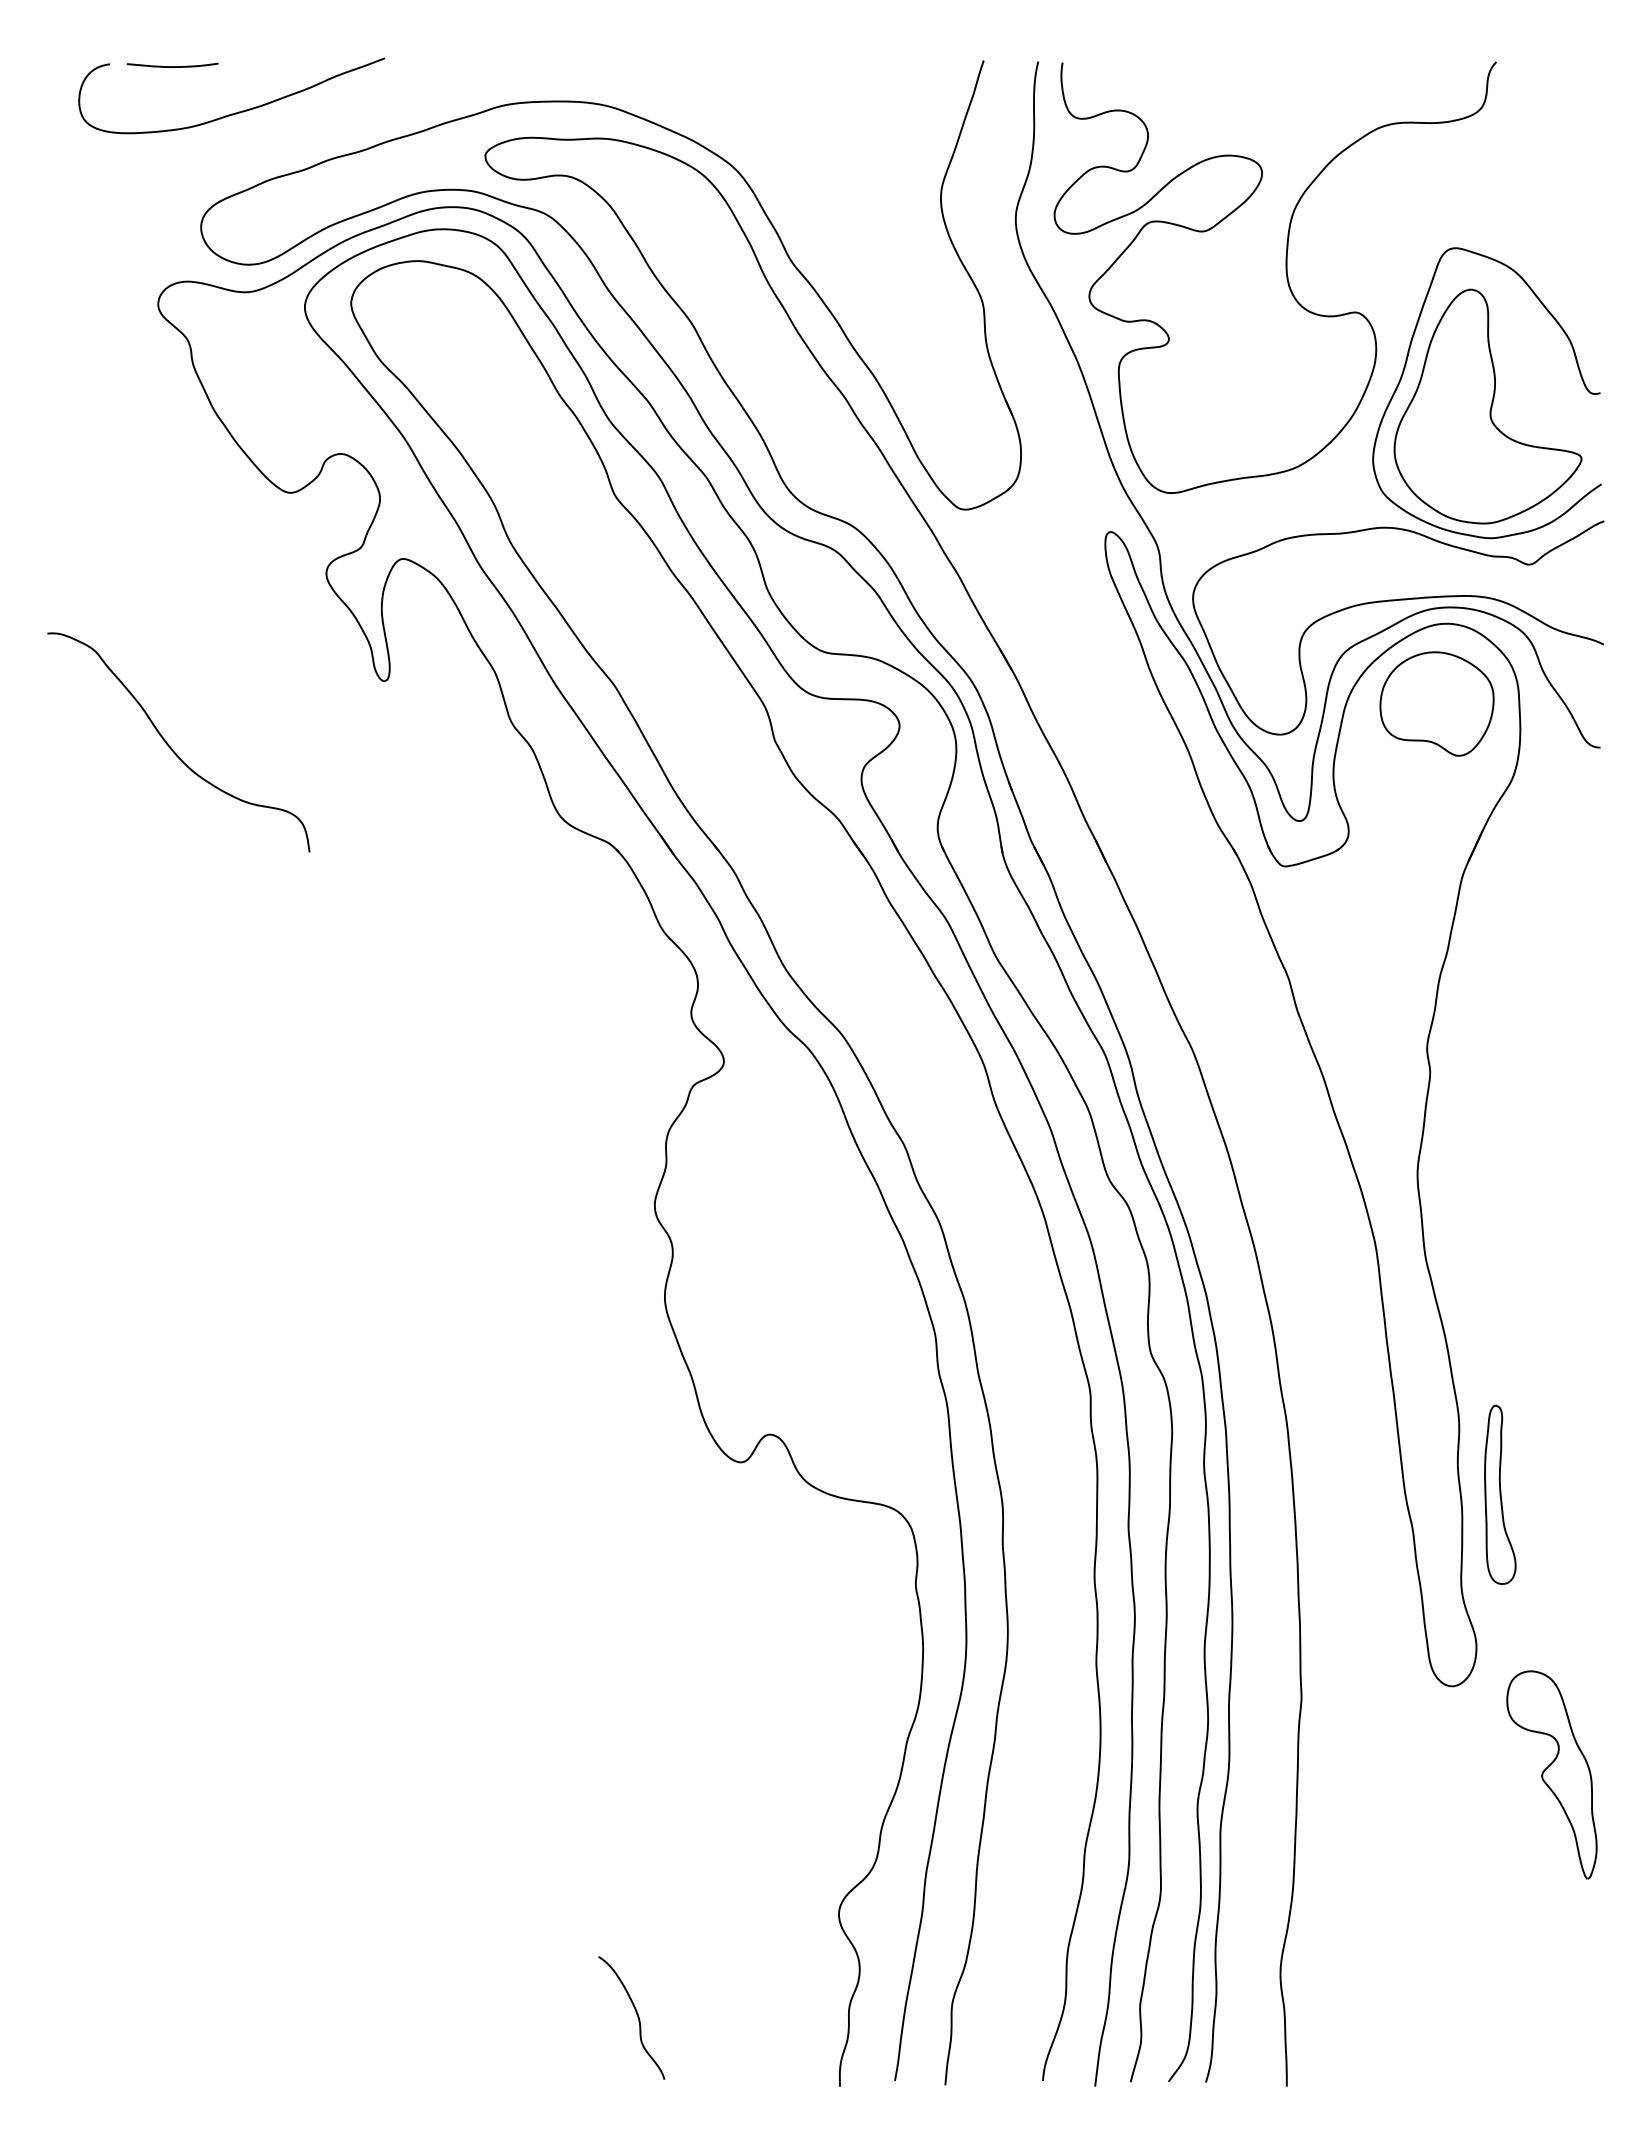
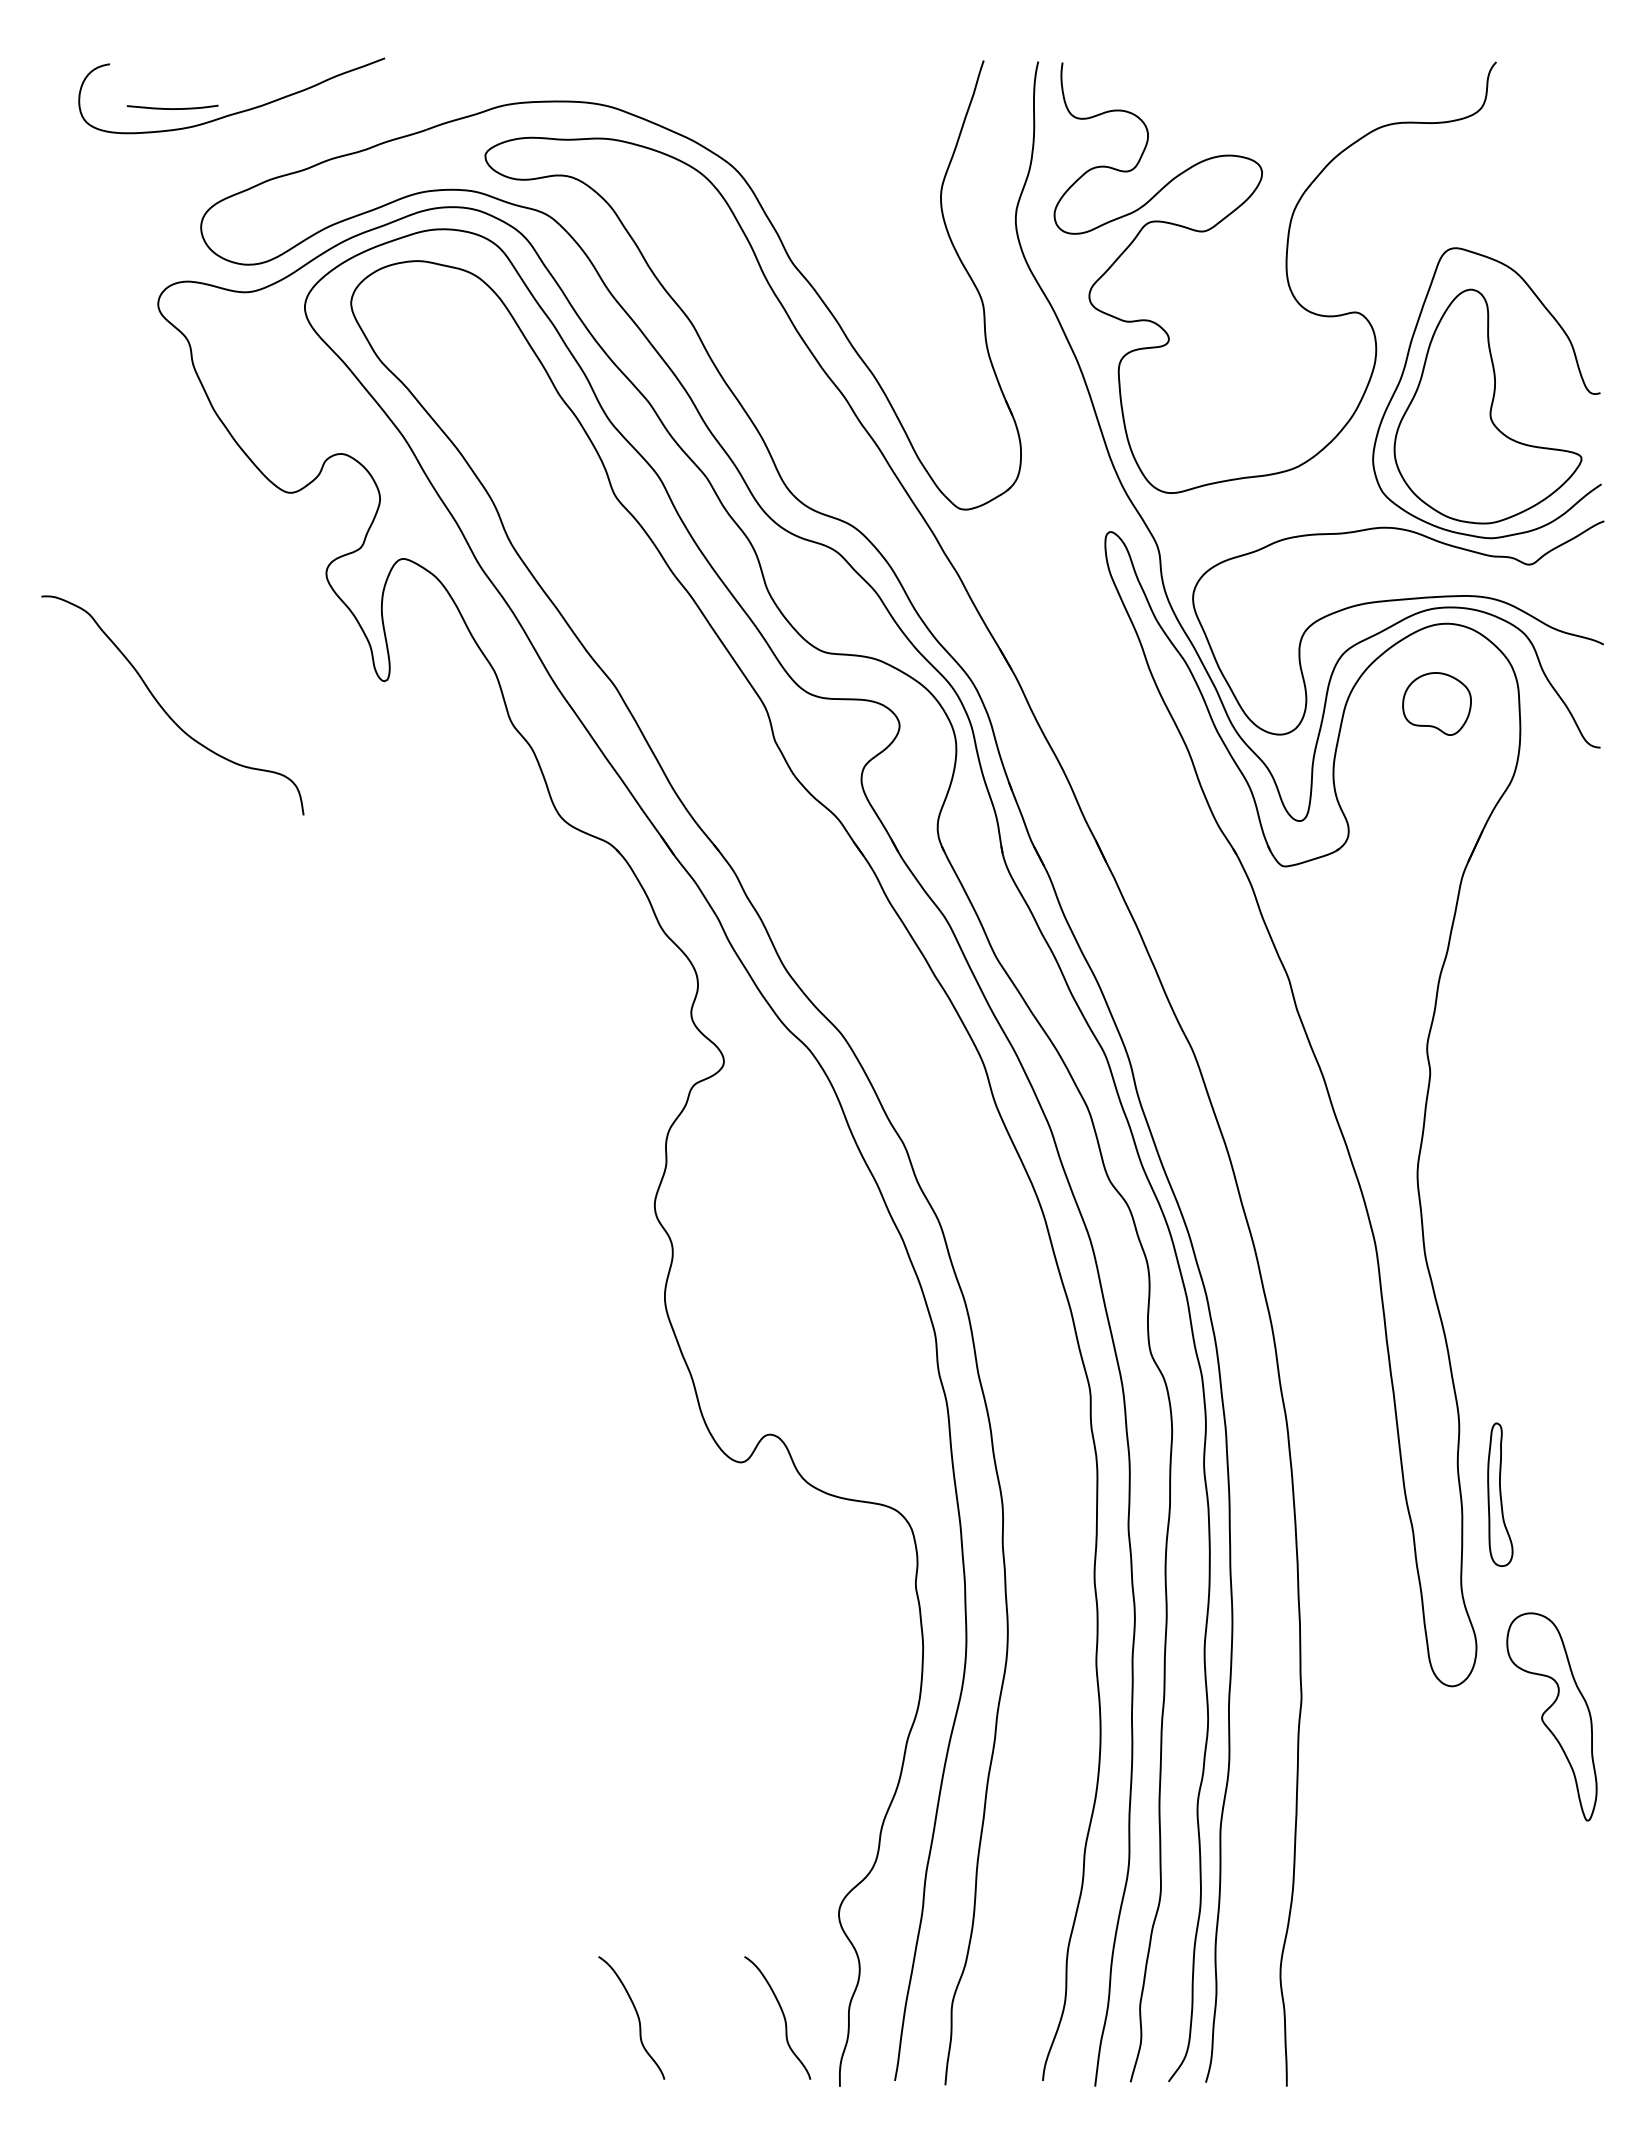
curve position: (172, 66) -> (172, 108) (172, 108)
part size: 116x106 px -> 70x64 px (1436, 703)
curve position: (172, 748) -> (166, 711) (166, 711)
part size: 33x181 px -> 27x145 px (1500, 1494)
part position: (1551, 1774) -> (1551, 1716) (1551, 1716)
curve: none -> present (782, 2014)
